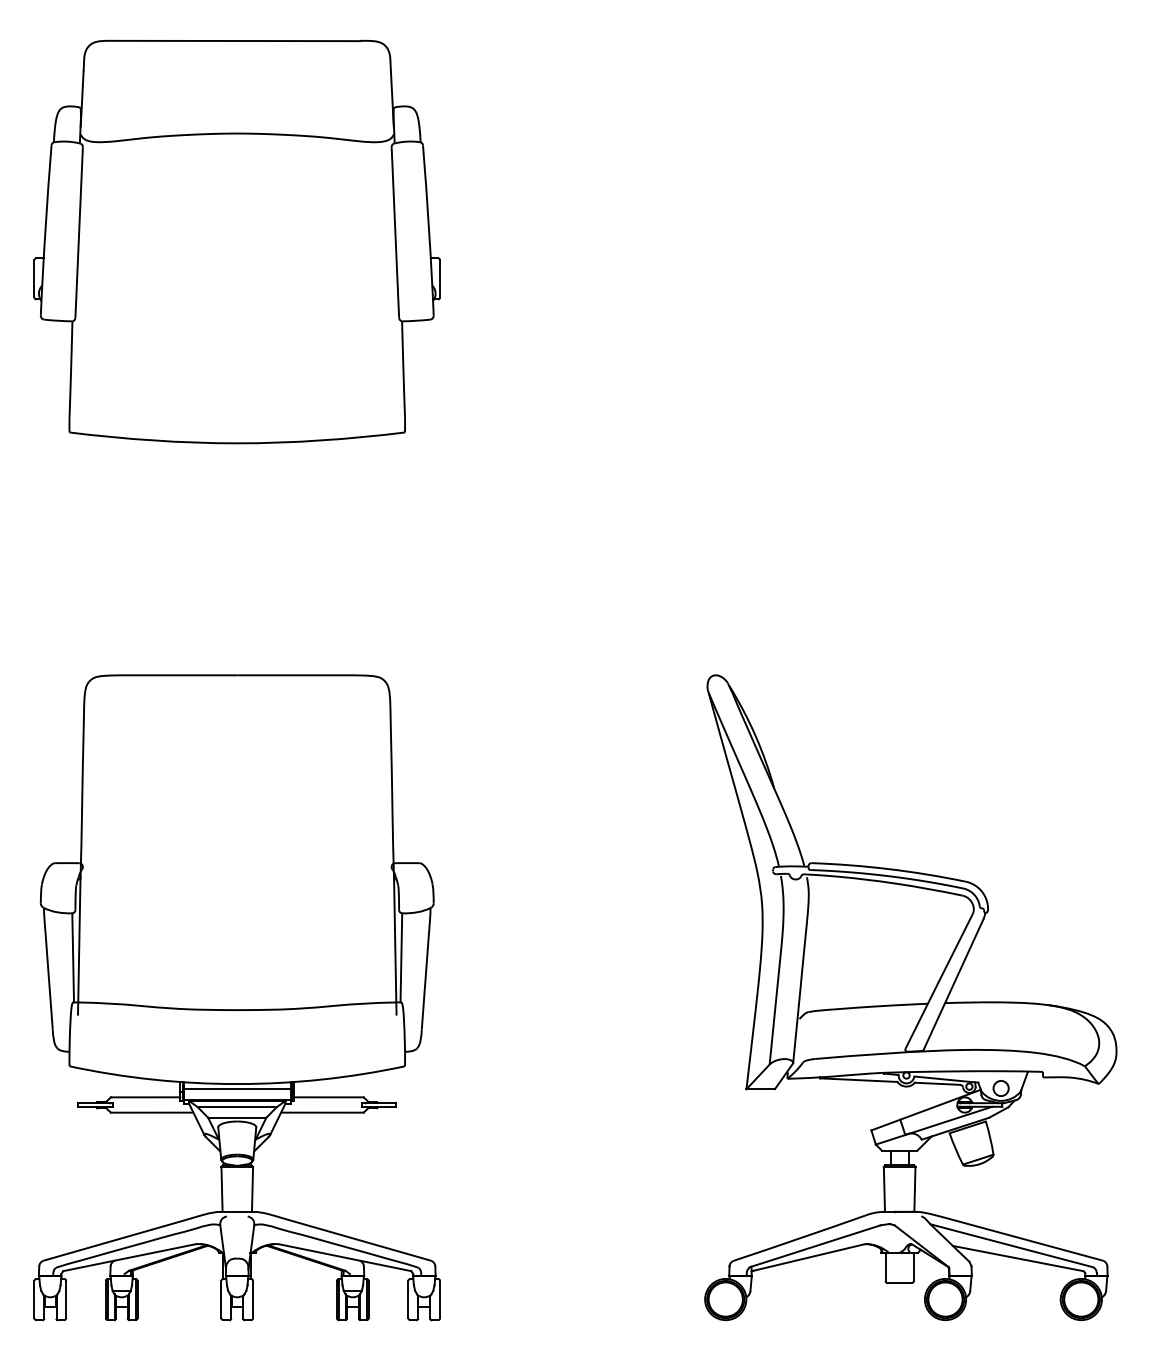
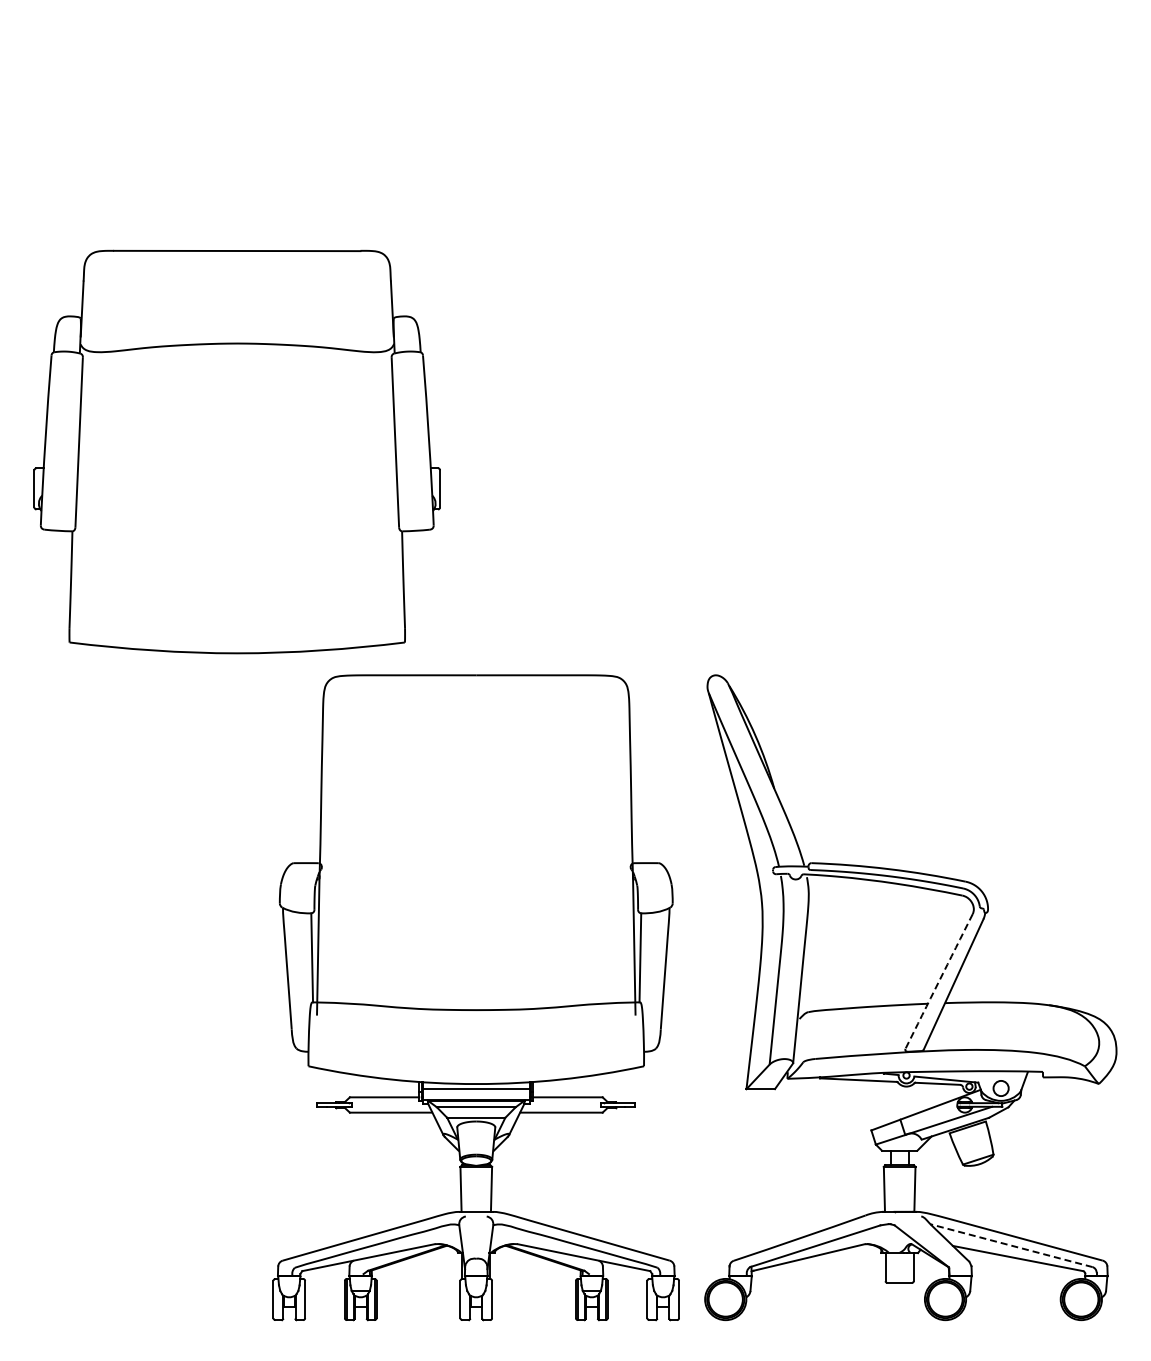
part position: (236, 241) -> (236, 451) (236, 451)
arc: solid -> dashed (939, 981)
part position: (236, 997) -> (475, 997) (475, 997)
line: solid -> dashed (1011, 1245)
